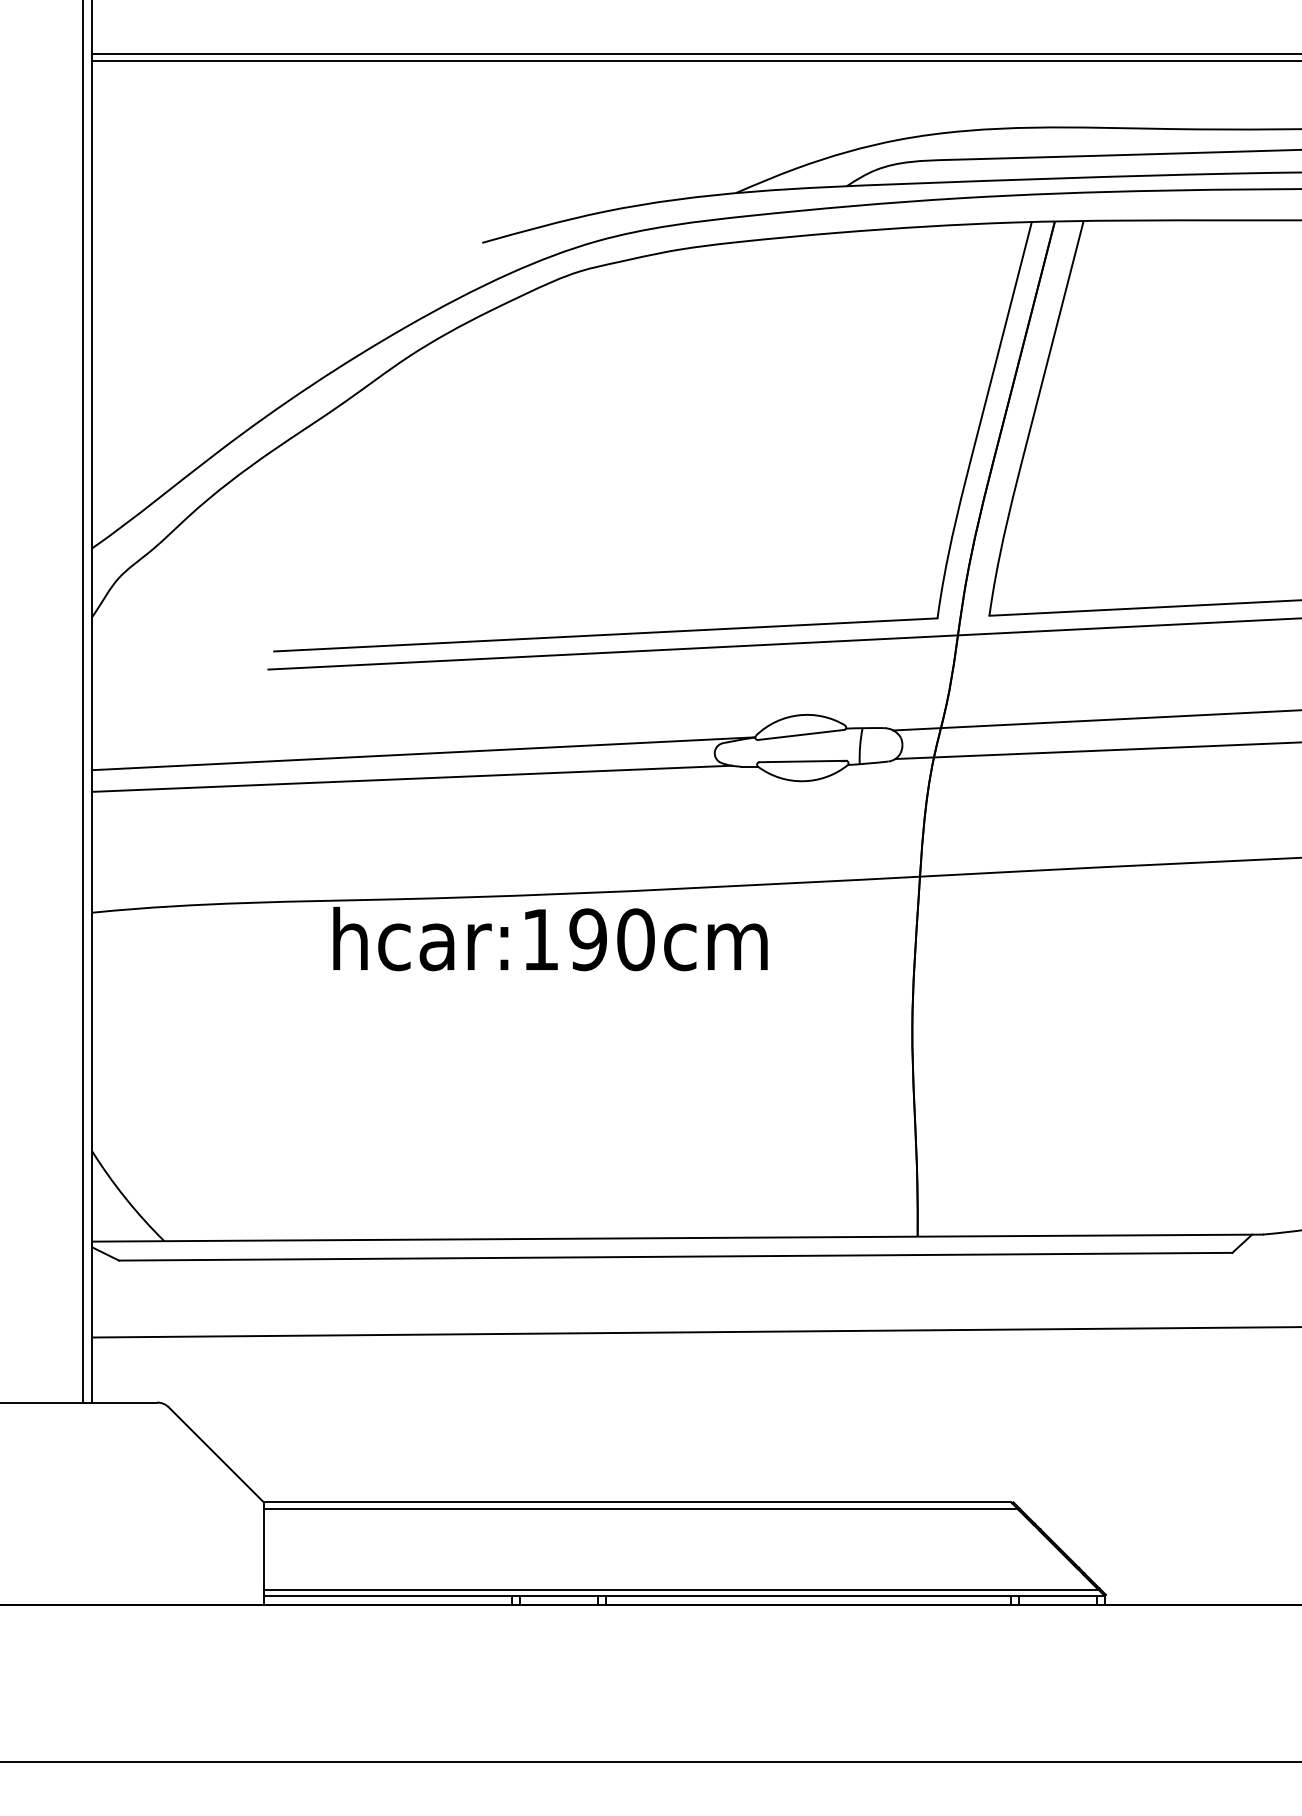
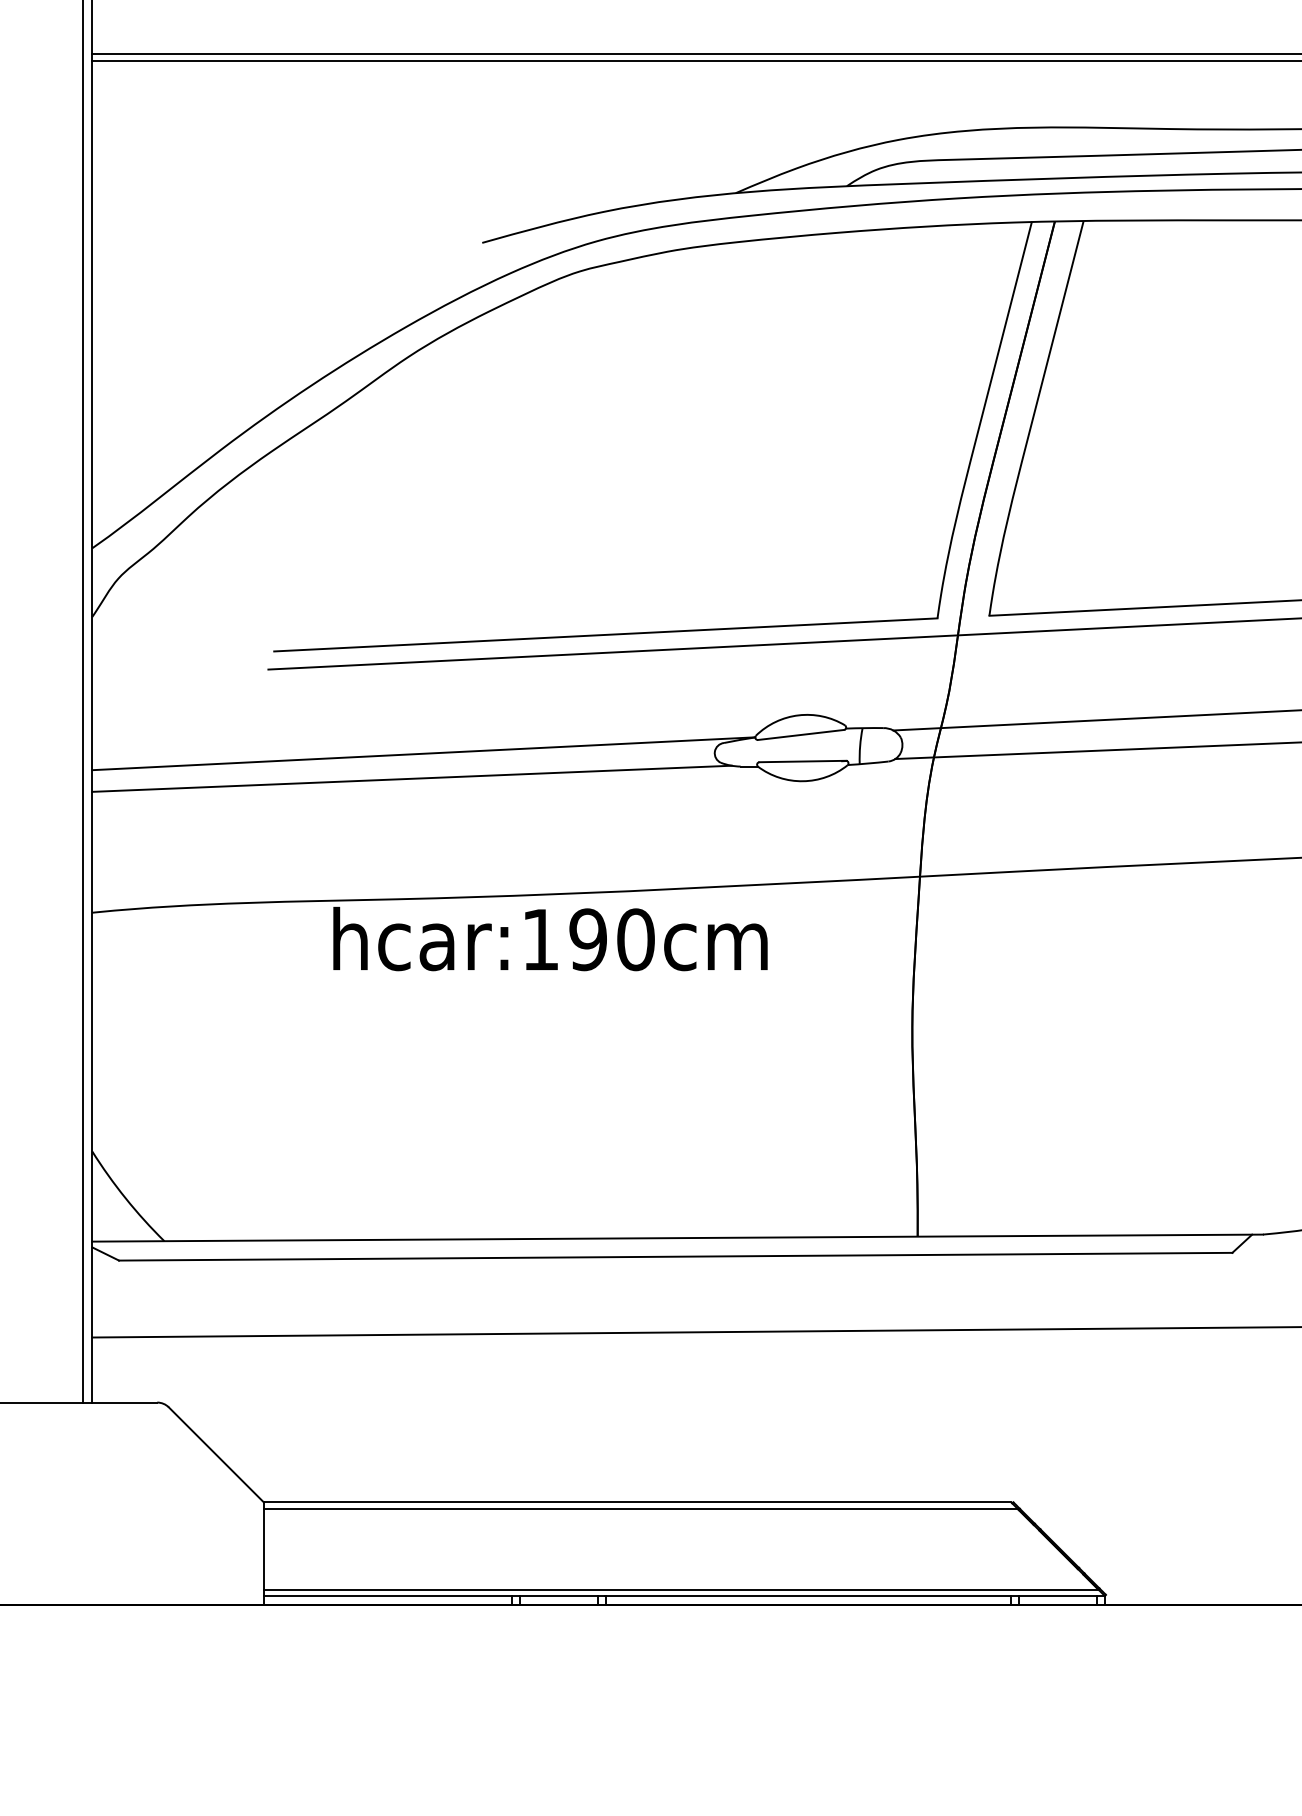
line: present -> none (650, 1761)
